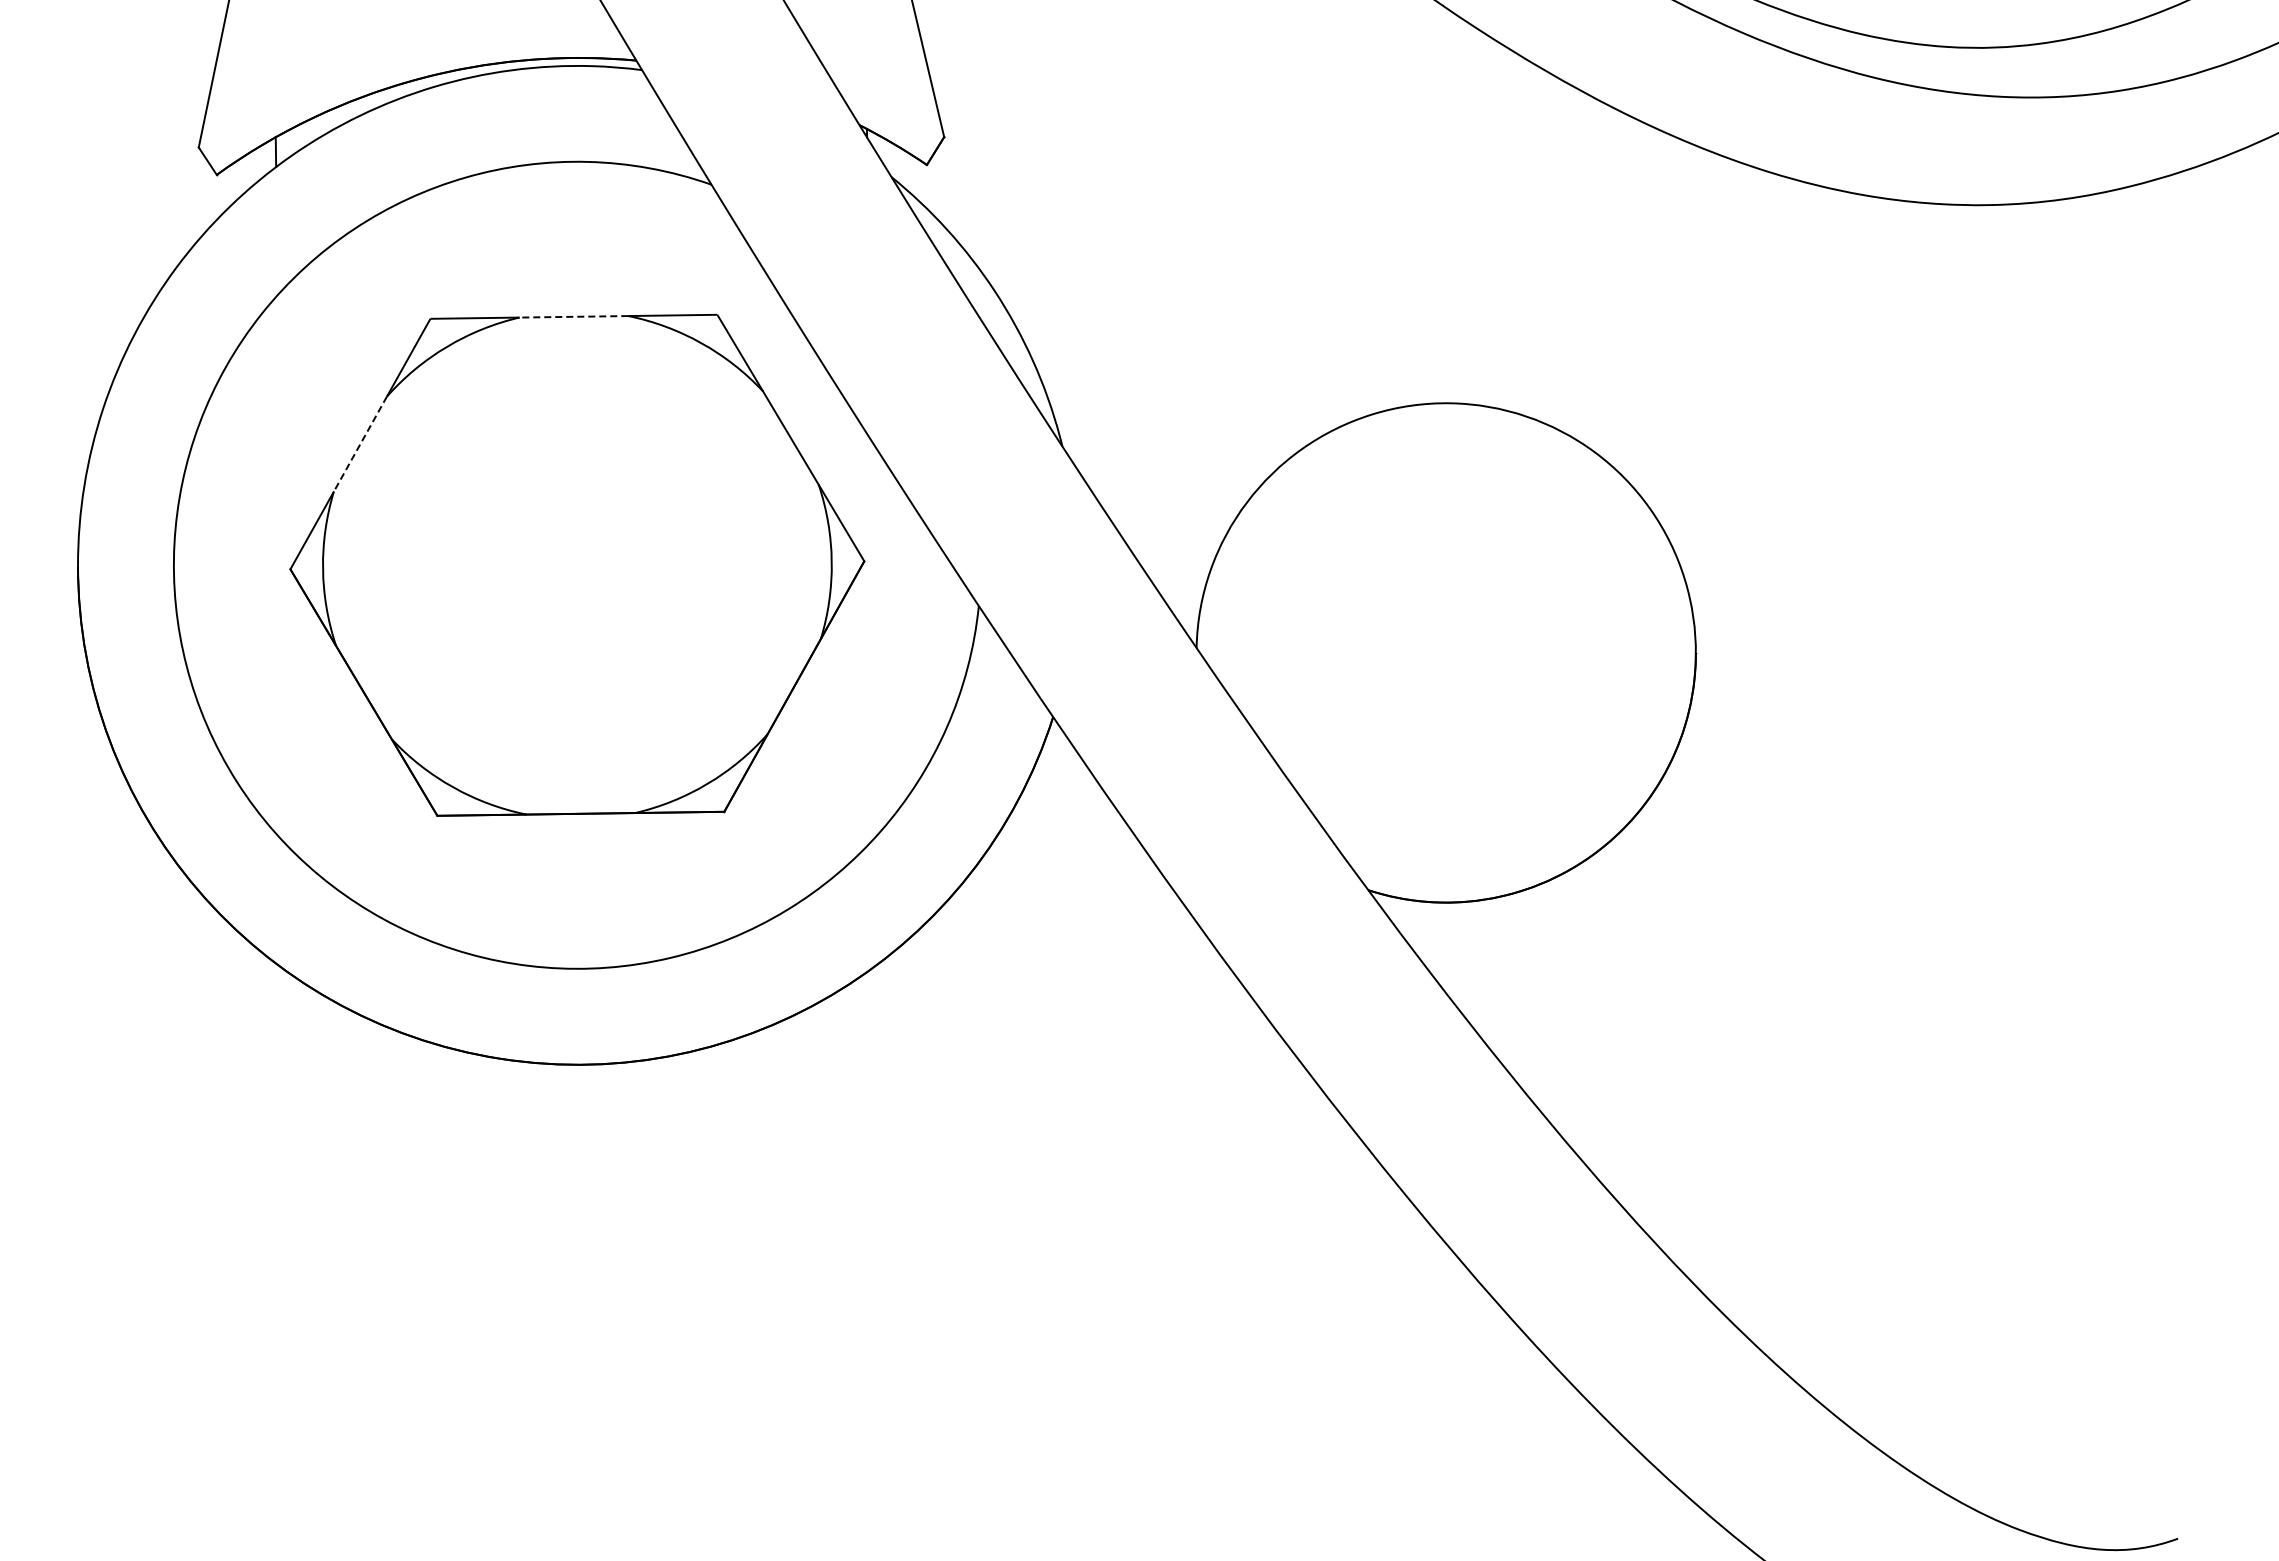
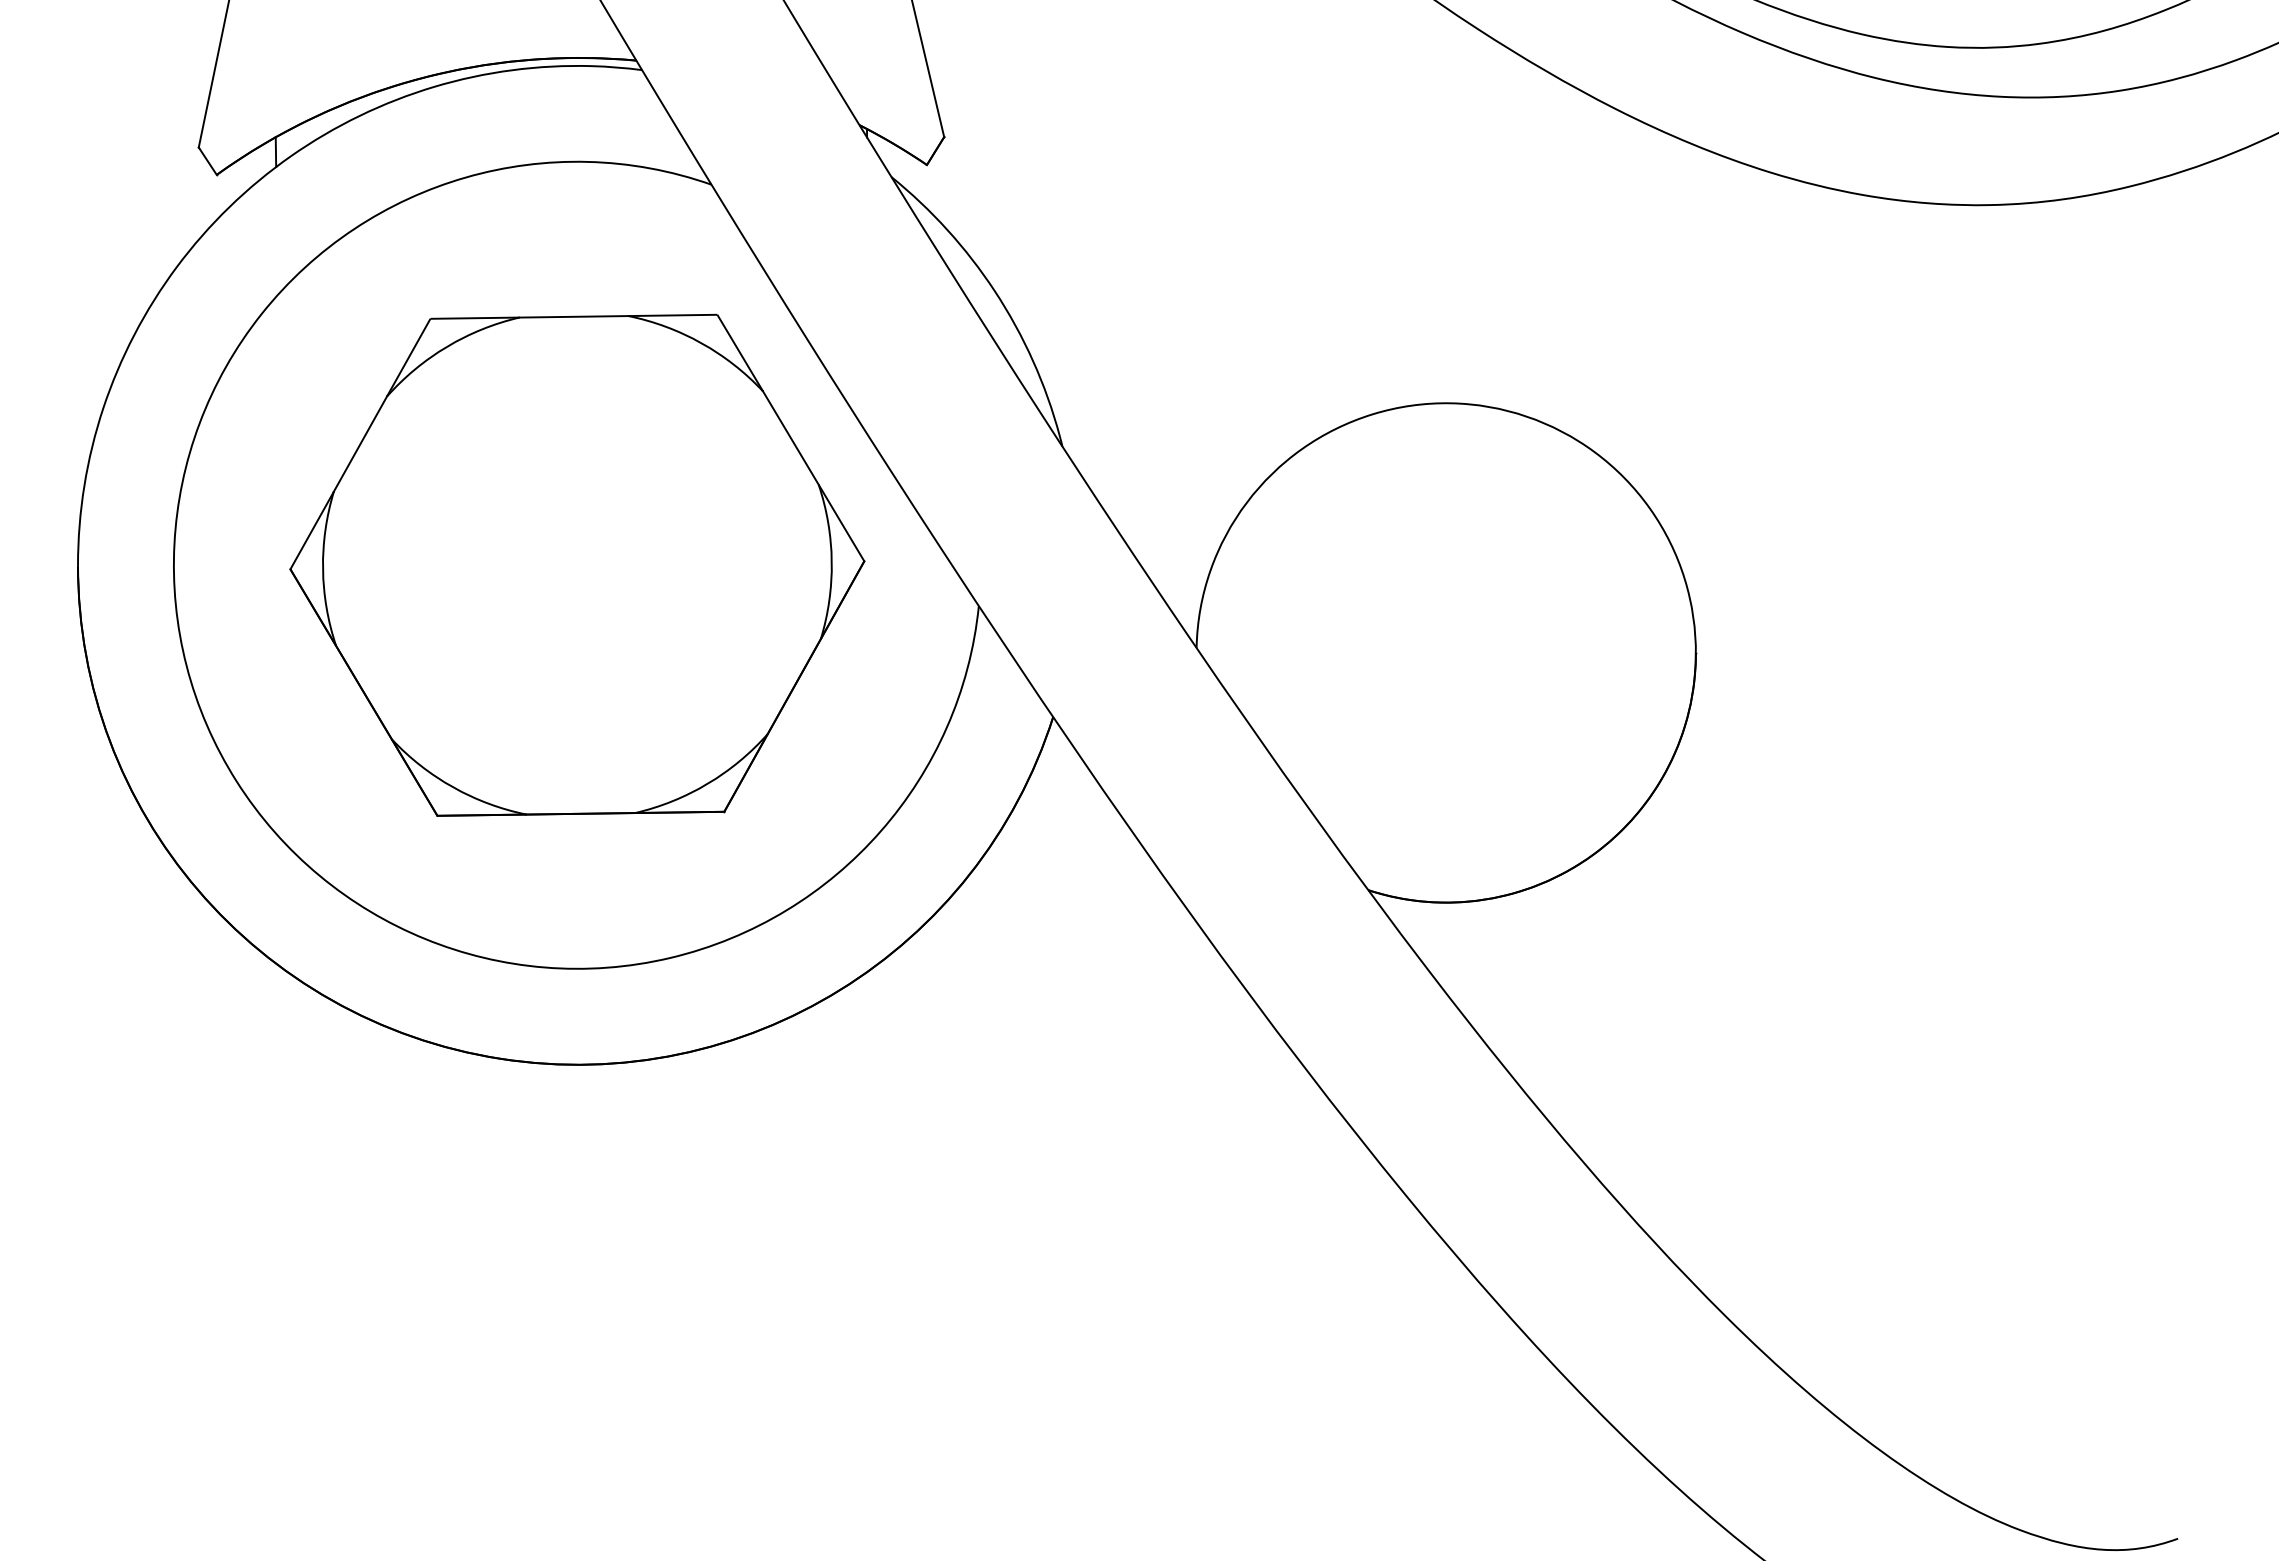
line: dashed -> solid (573, 316)
line: dashed -> solid (360, 444)
